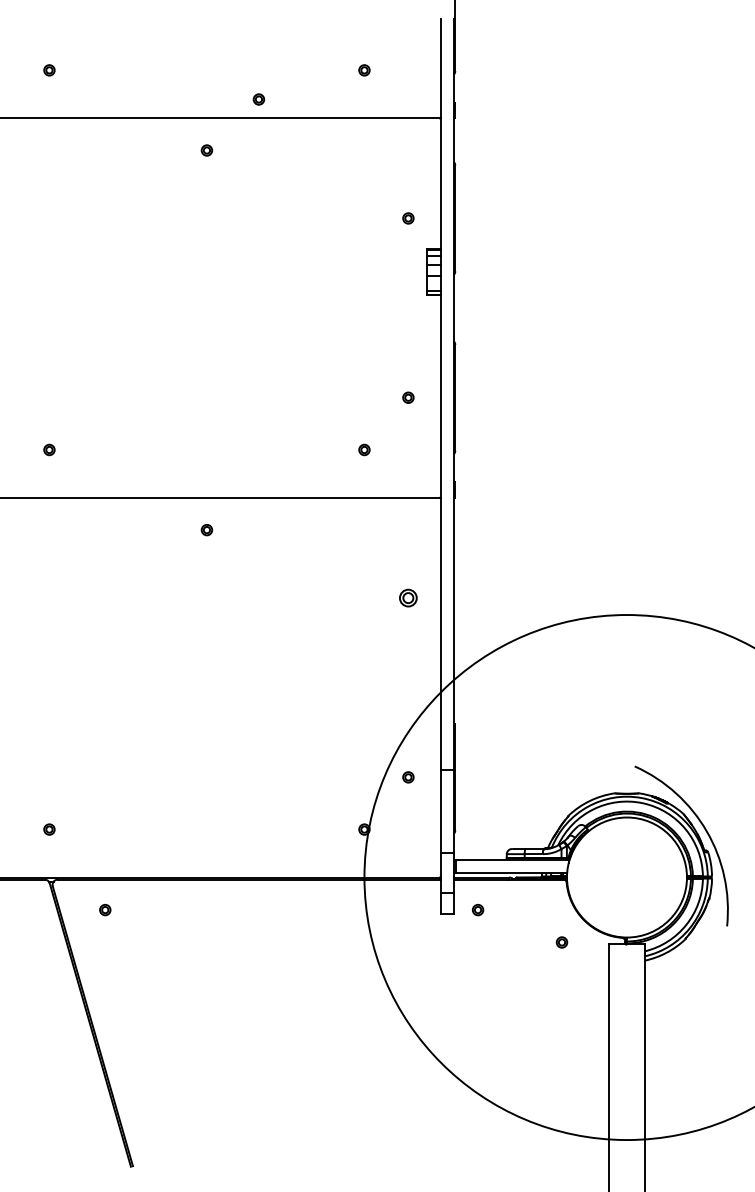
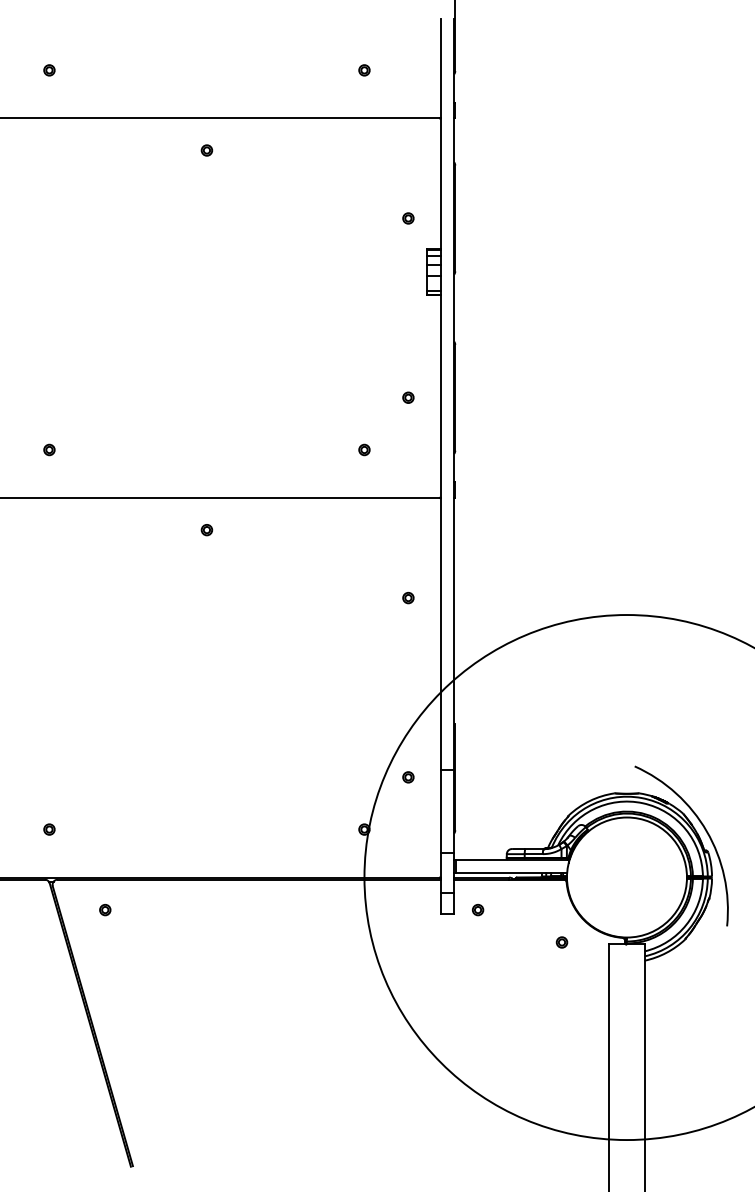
part: present -> none (258, 99)
part size: 19x20 px -> 13x14 px (408, 597)
